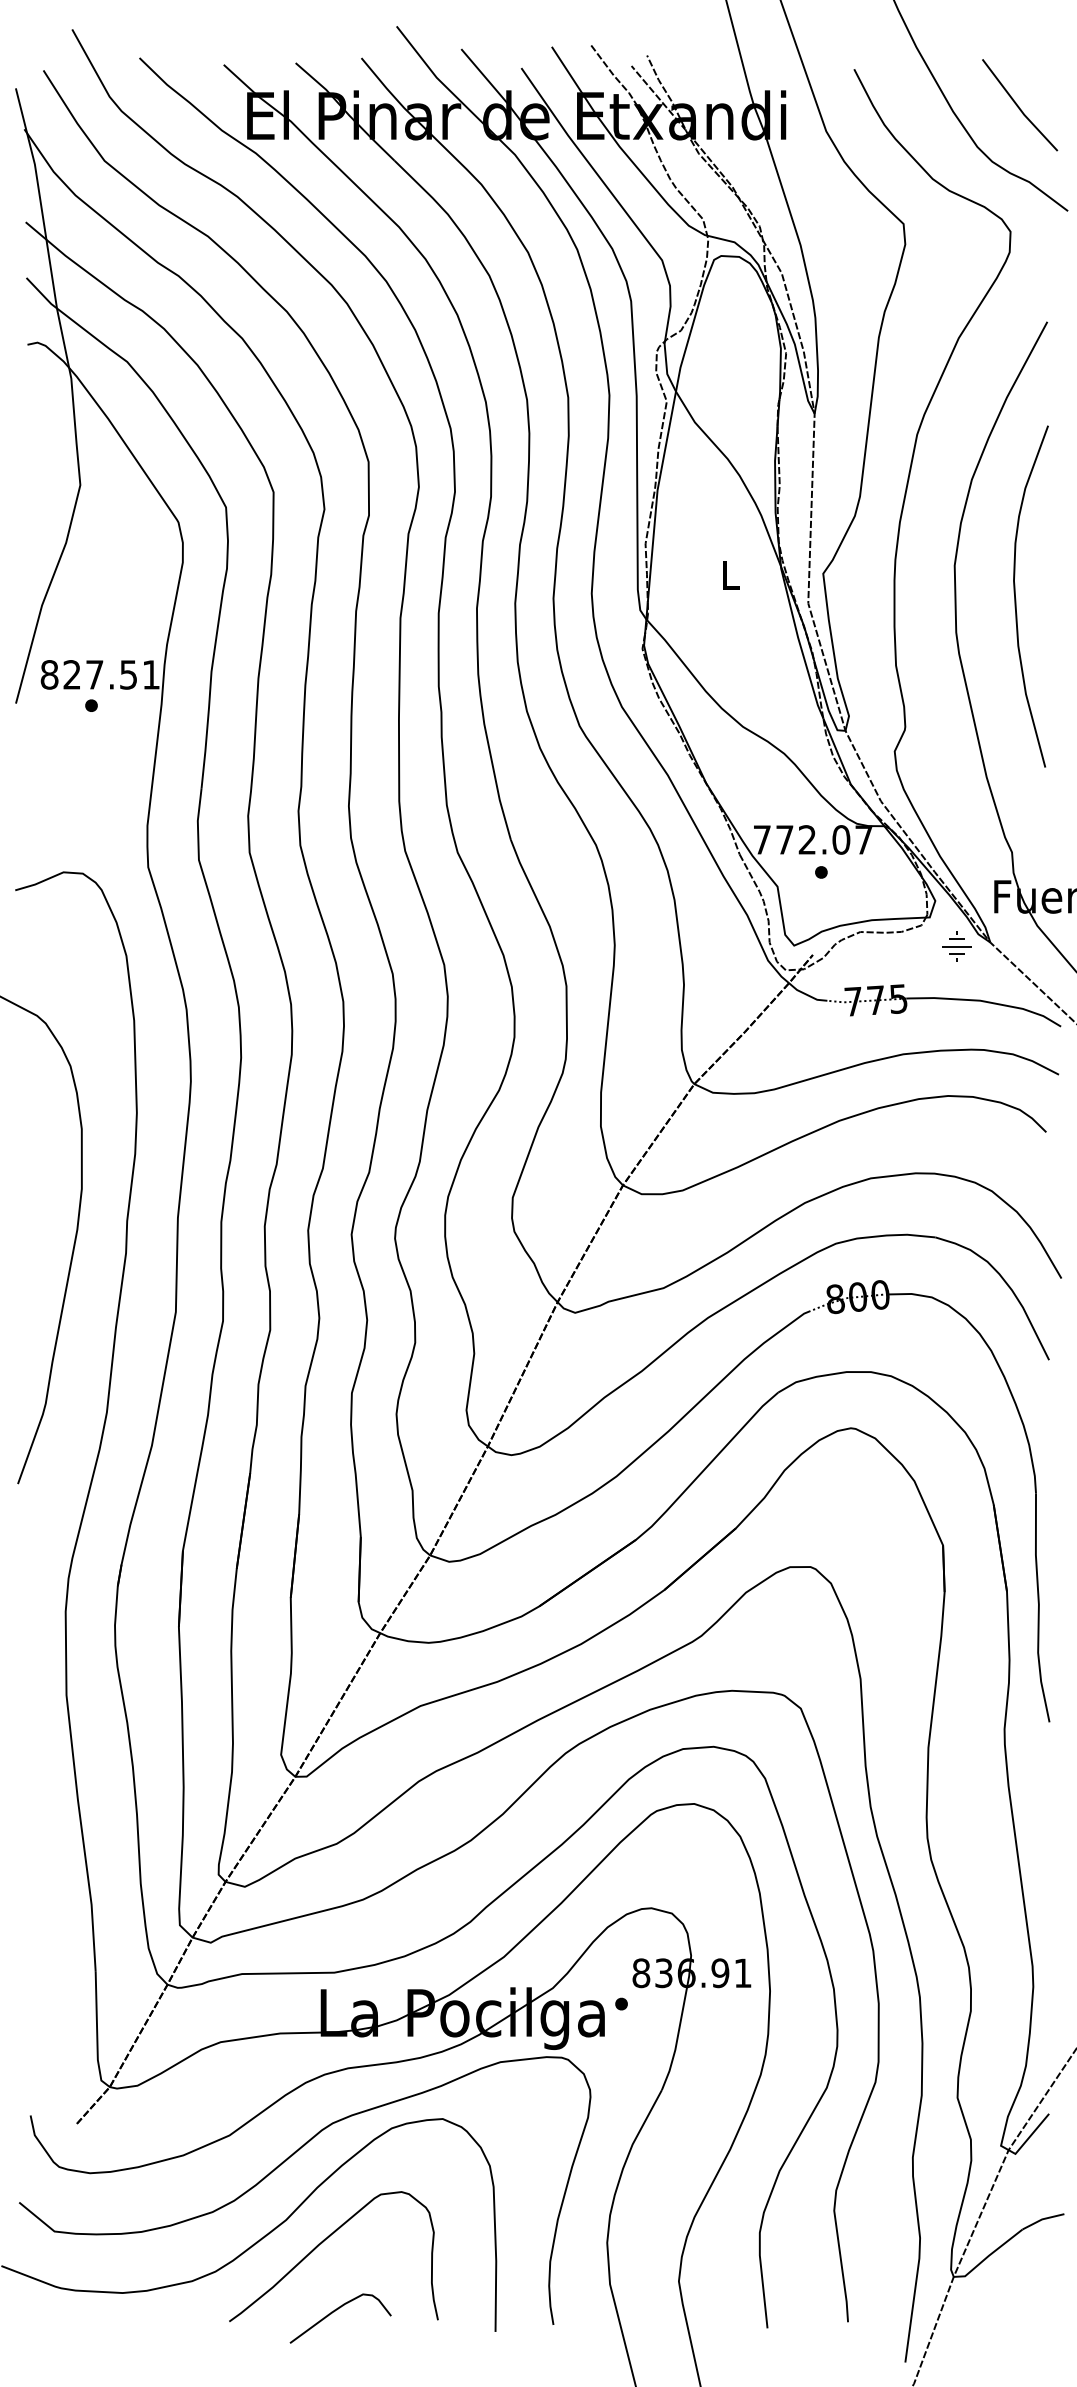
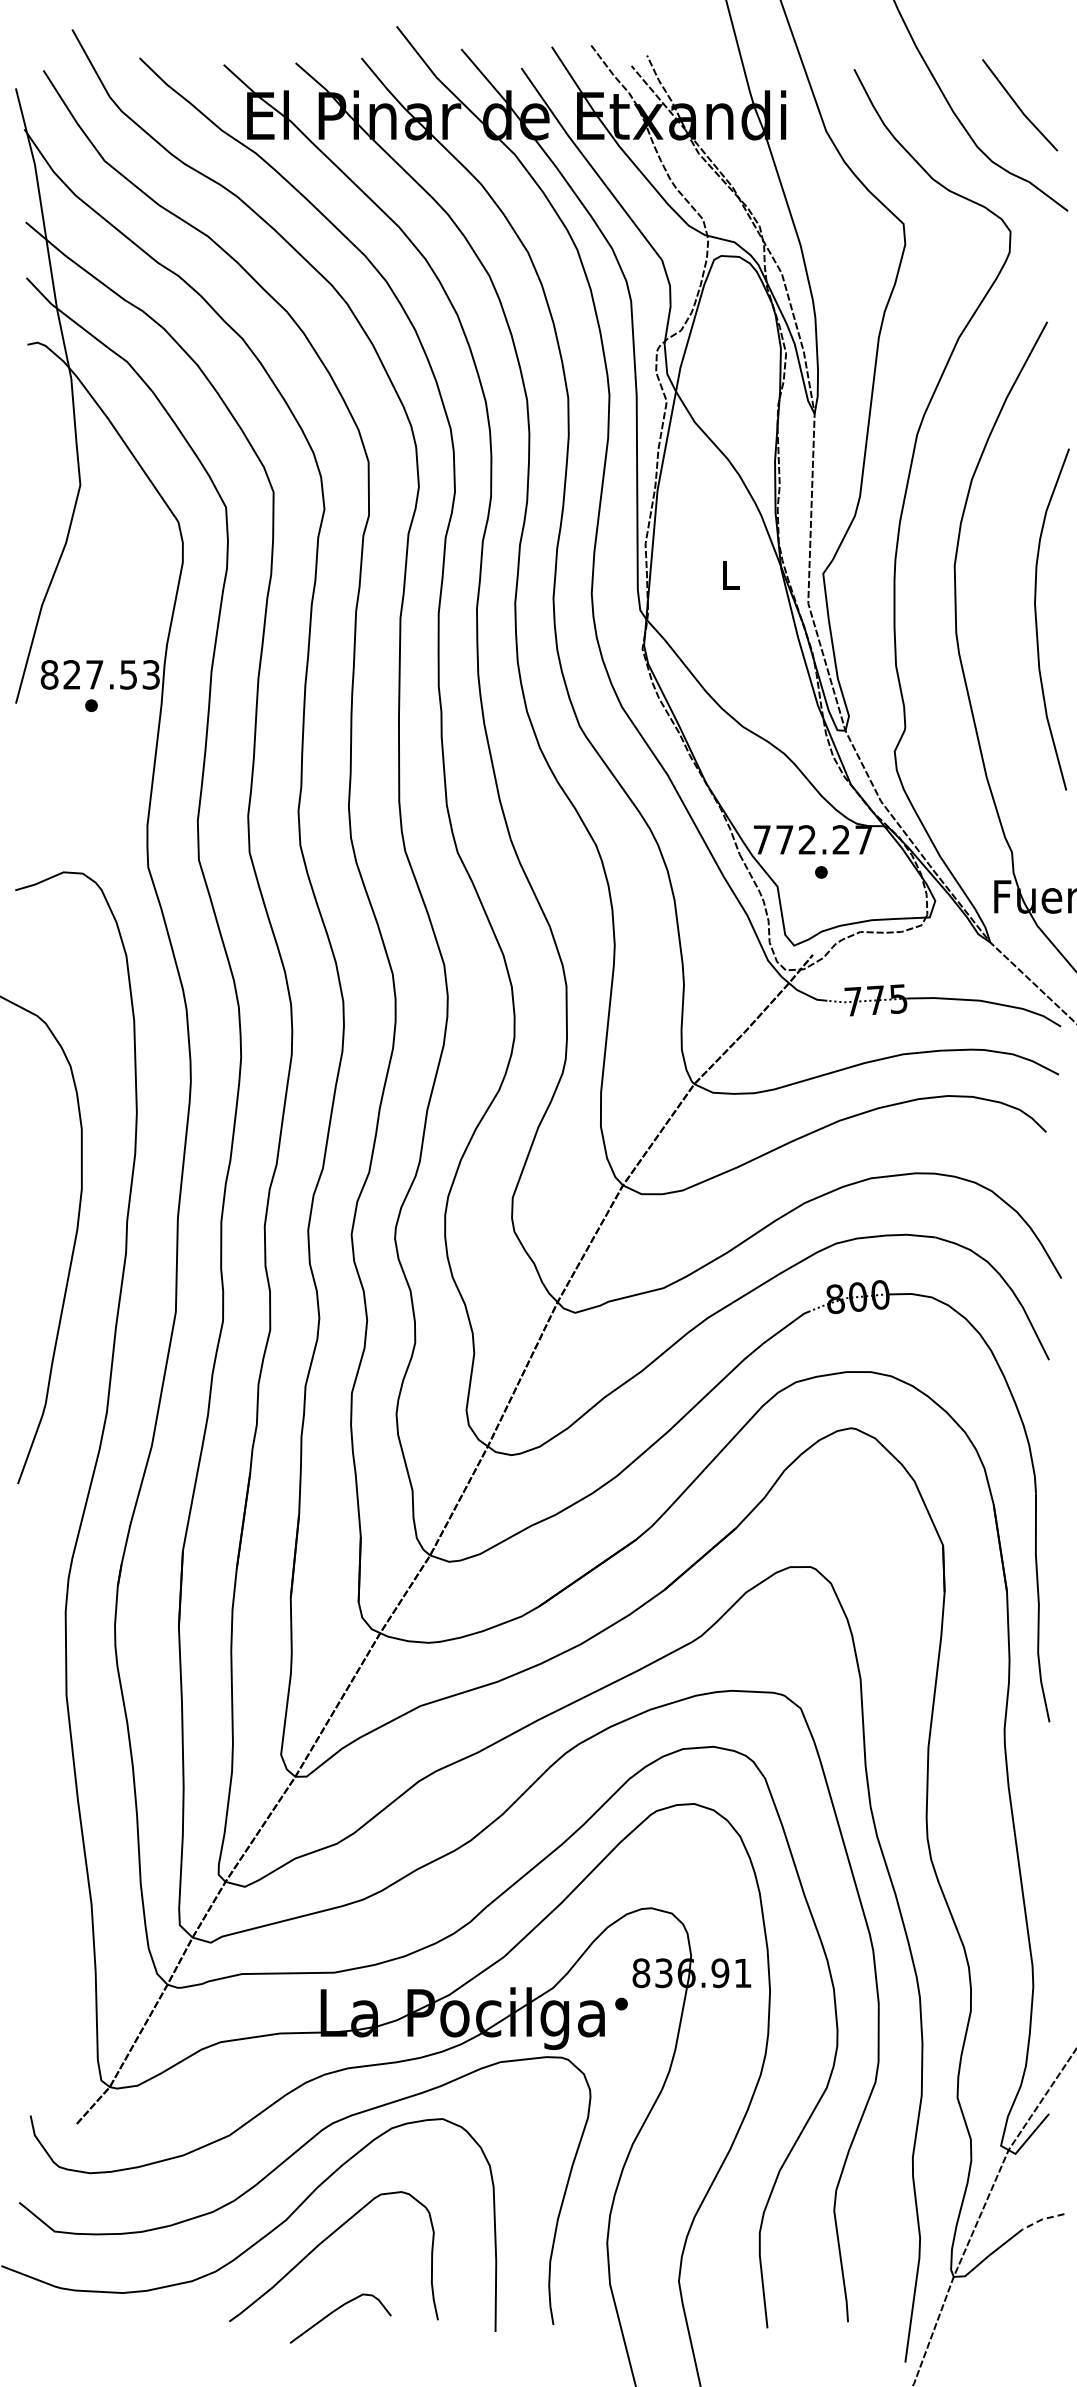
curve position: (1016, 598) -> (1037, 621) (1037, 621)
text: 827.51 -> 827.53 (150, 674)
text: 772.07 -> 772.27 (841, 839)
part: present -> none (956, 946)
line: solid -> dashed (1042, 2219)
